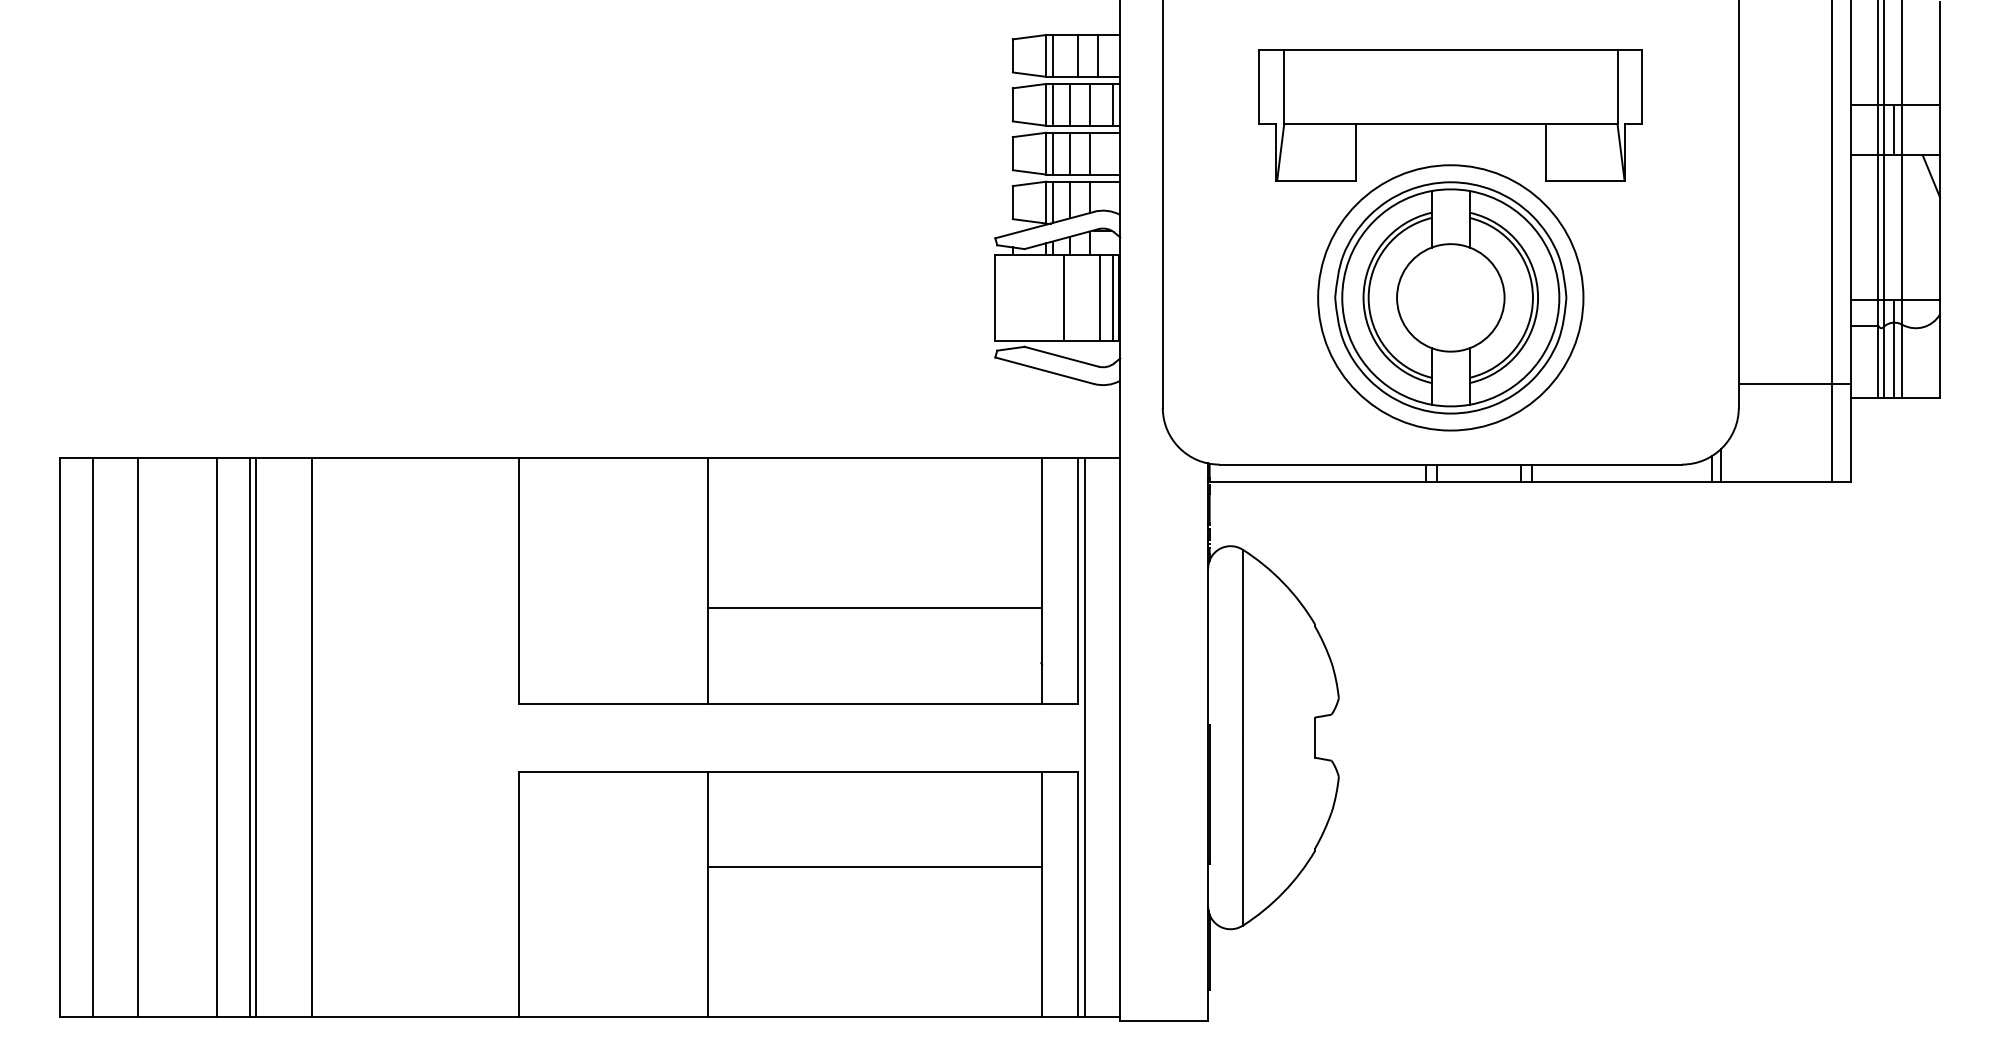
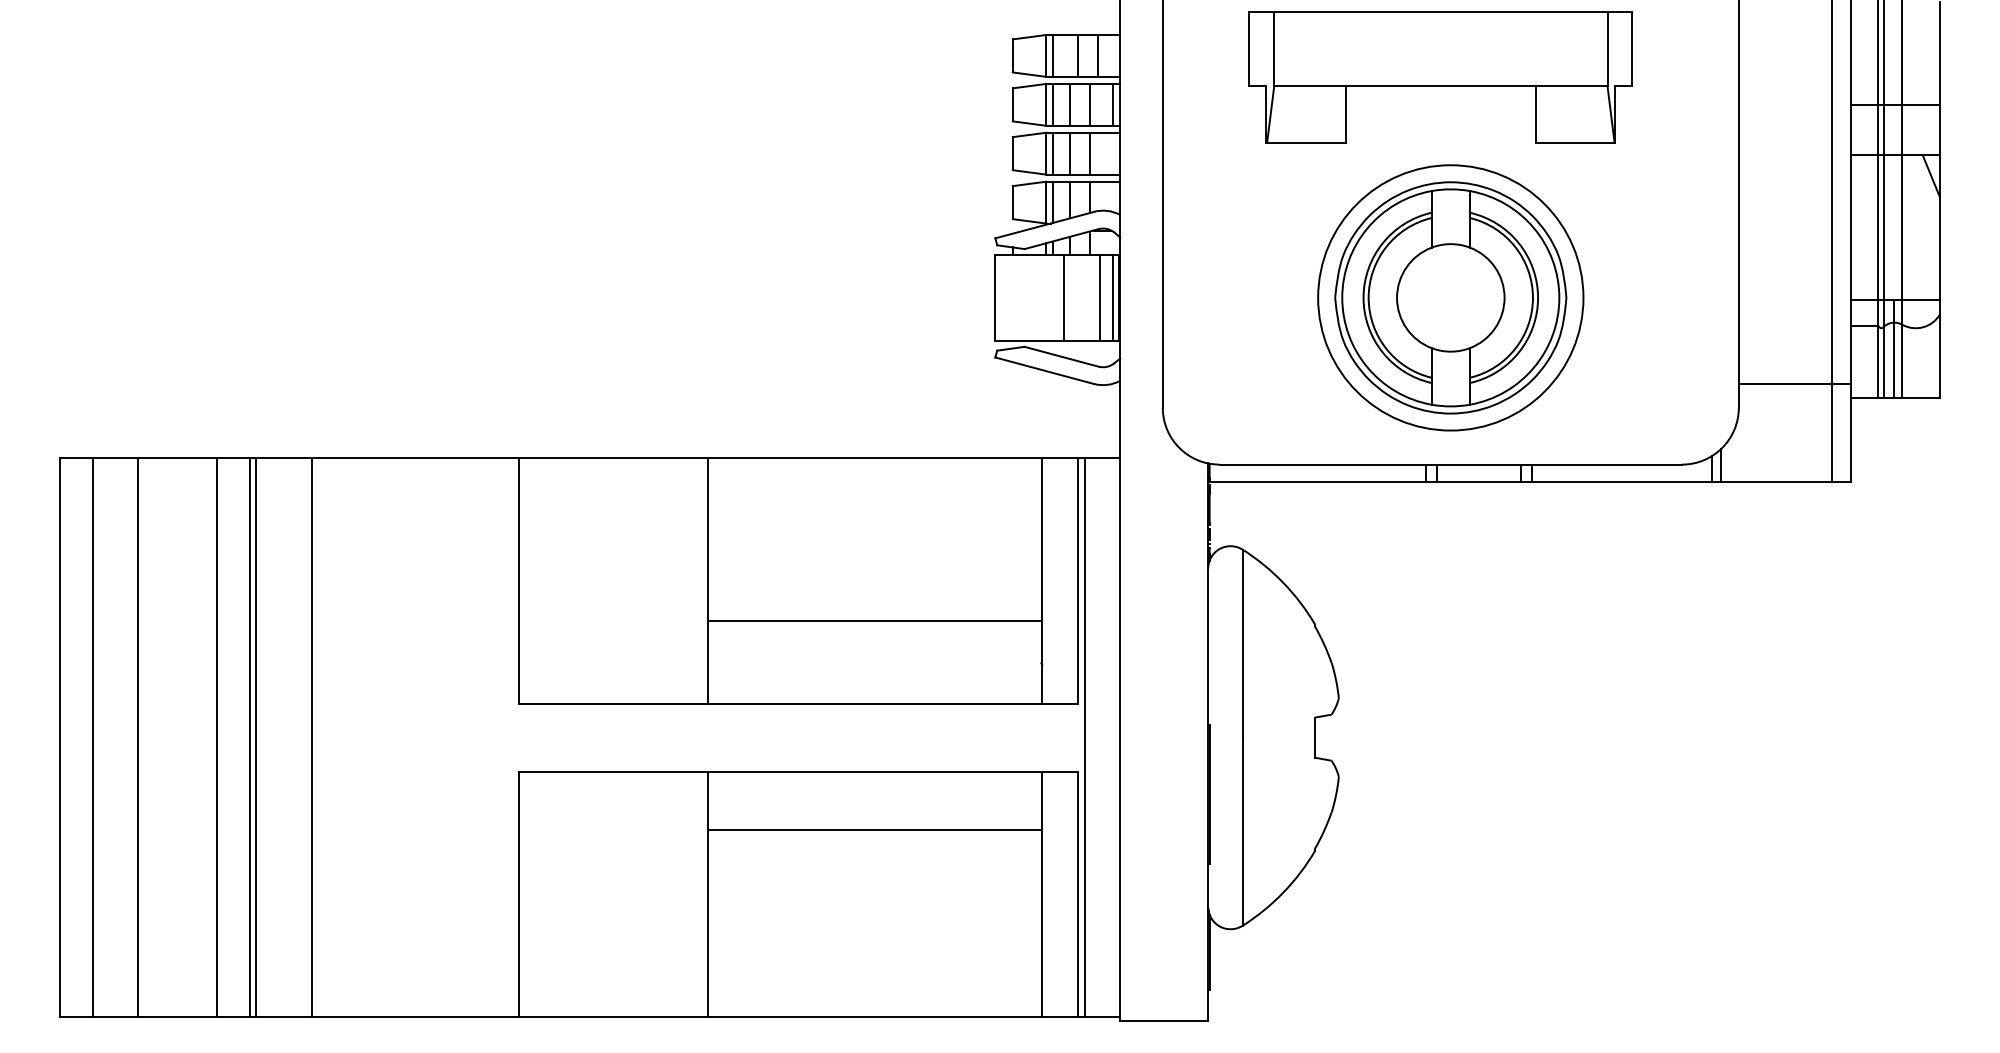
part position: (1450, 115) -> (1440, 77) (1440, 77)
line: present -> none (1894, 129)
line position: (874, 608) -> (874, 621) (874, 621)
line position: (874, 866) -> (874, 829) (874, 829)
